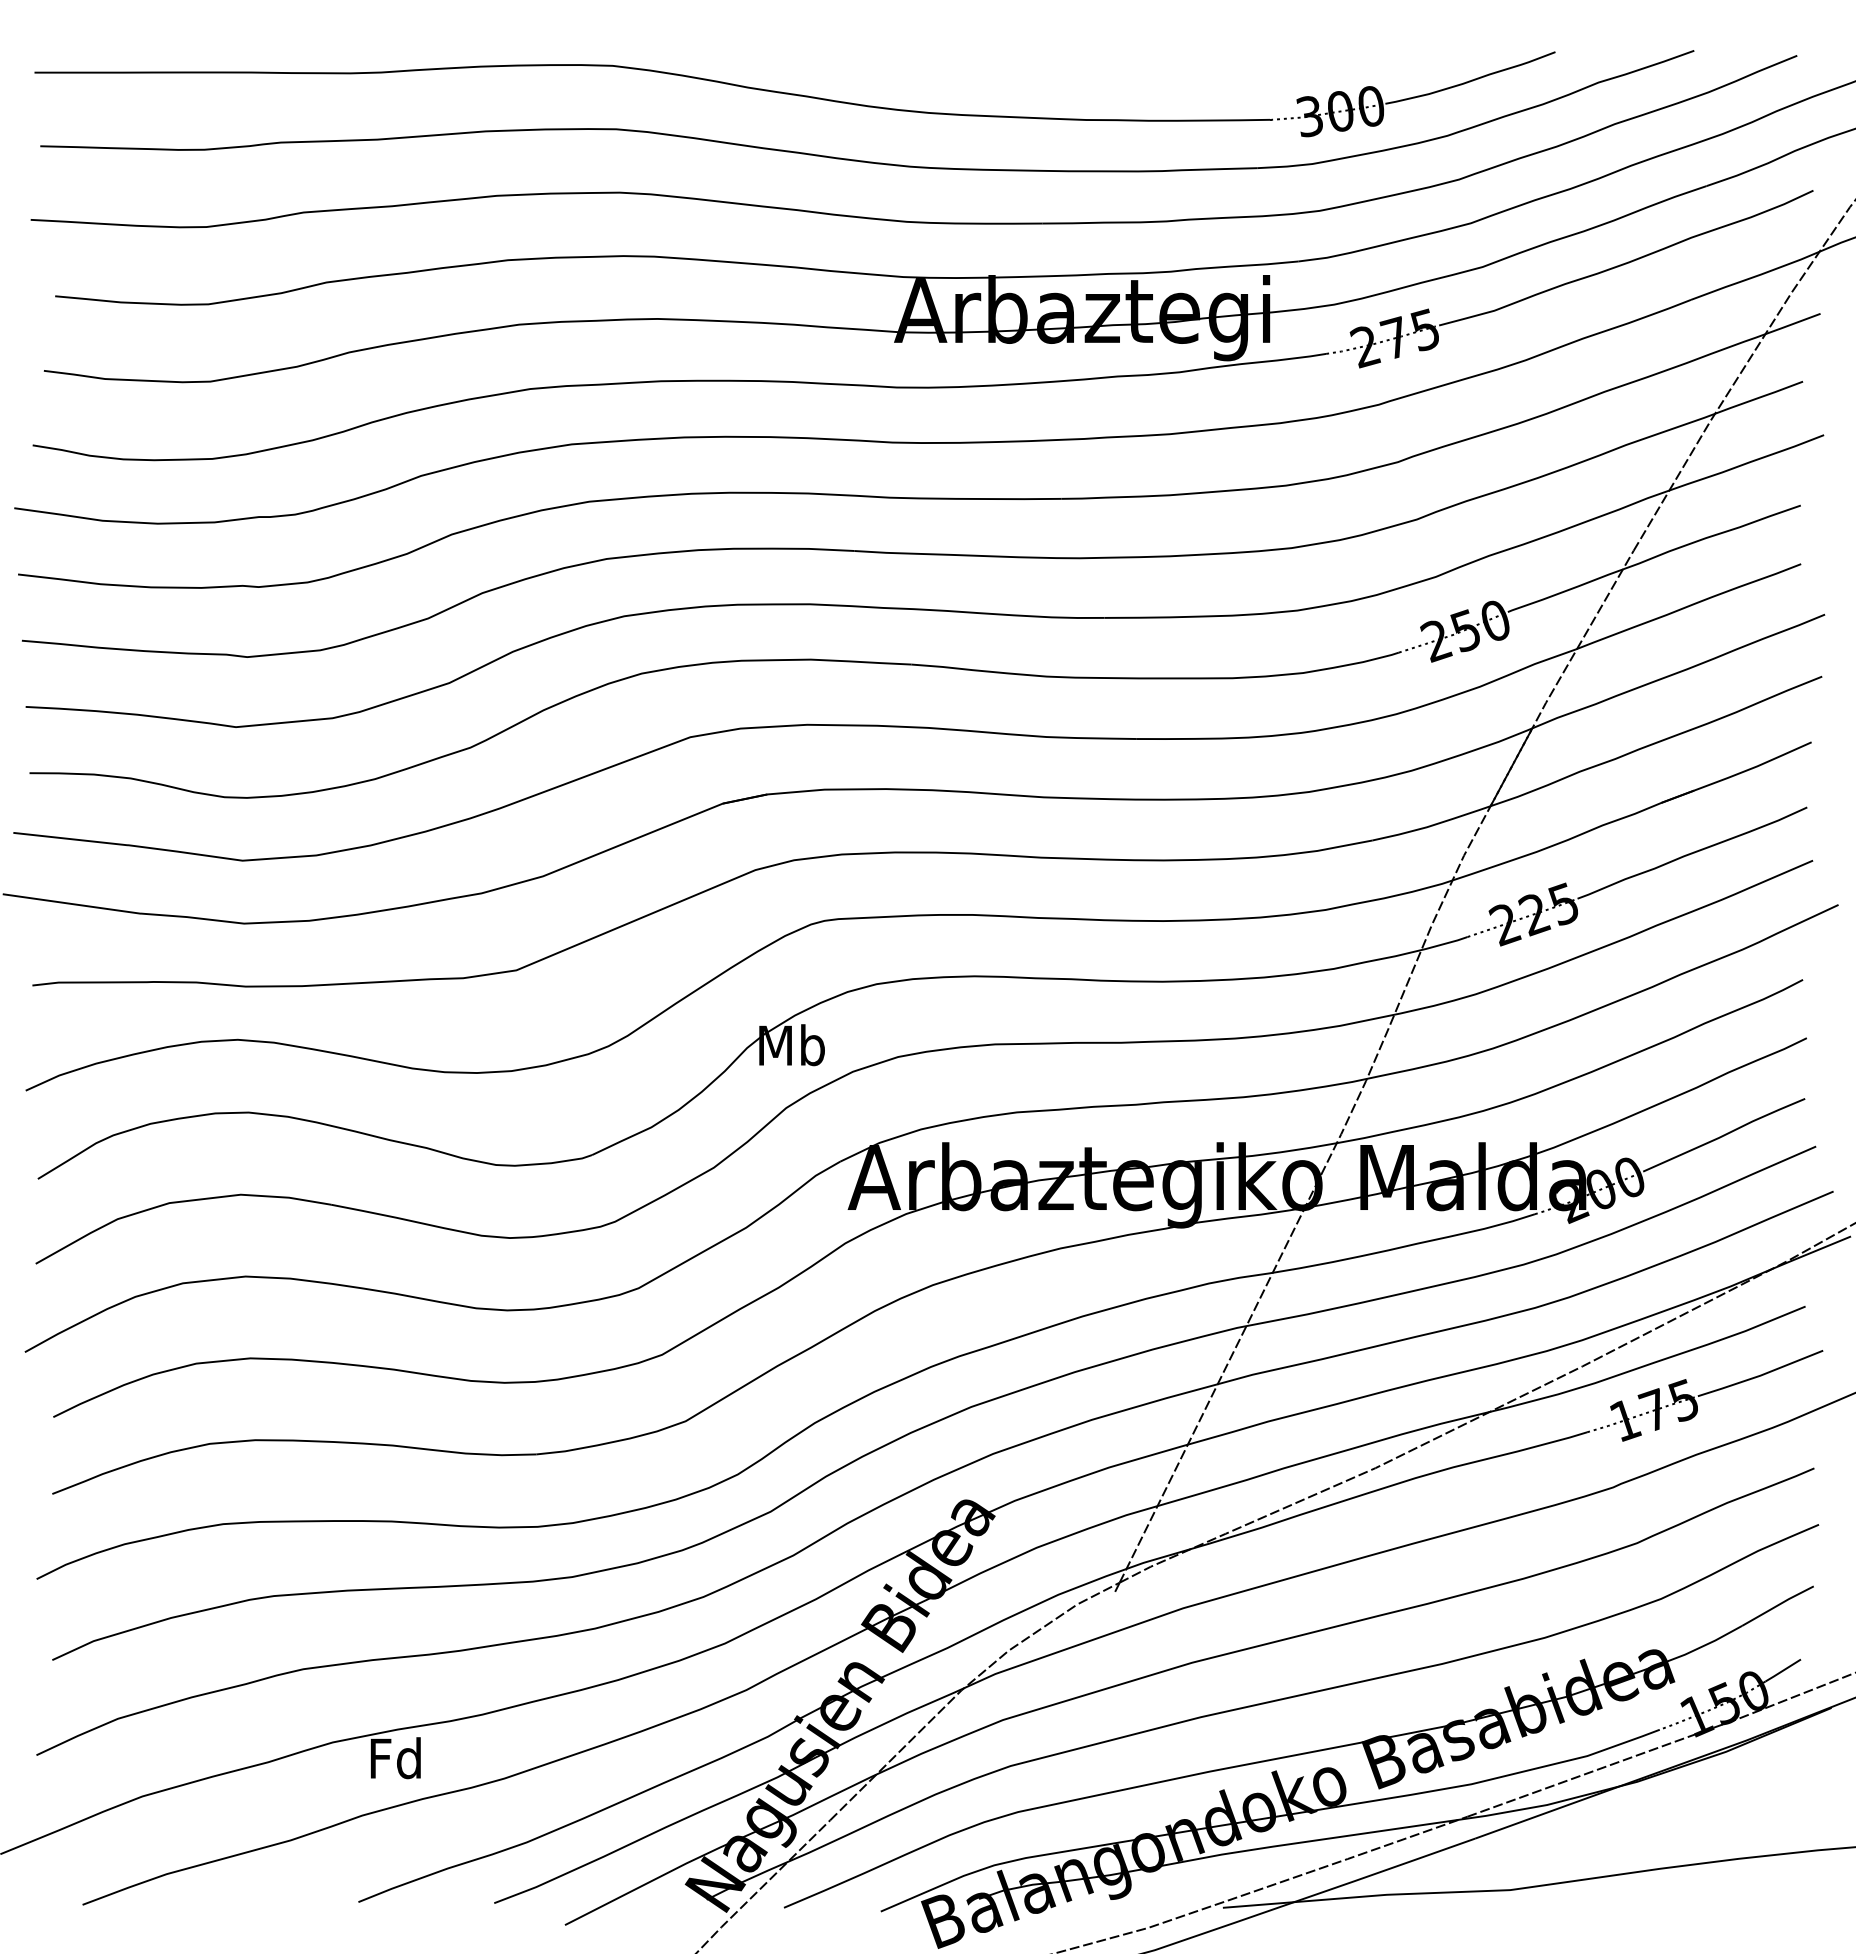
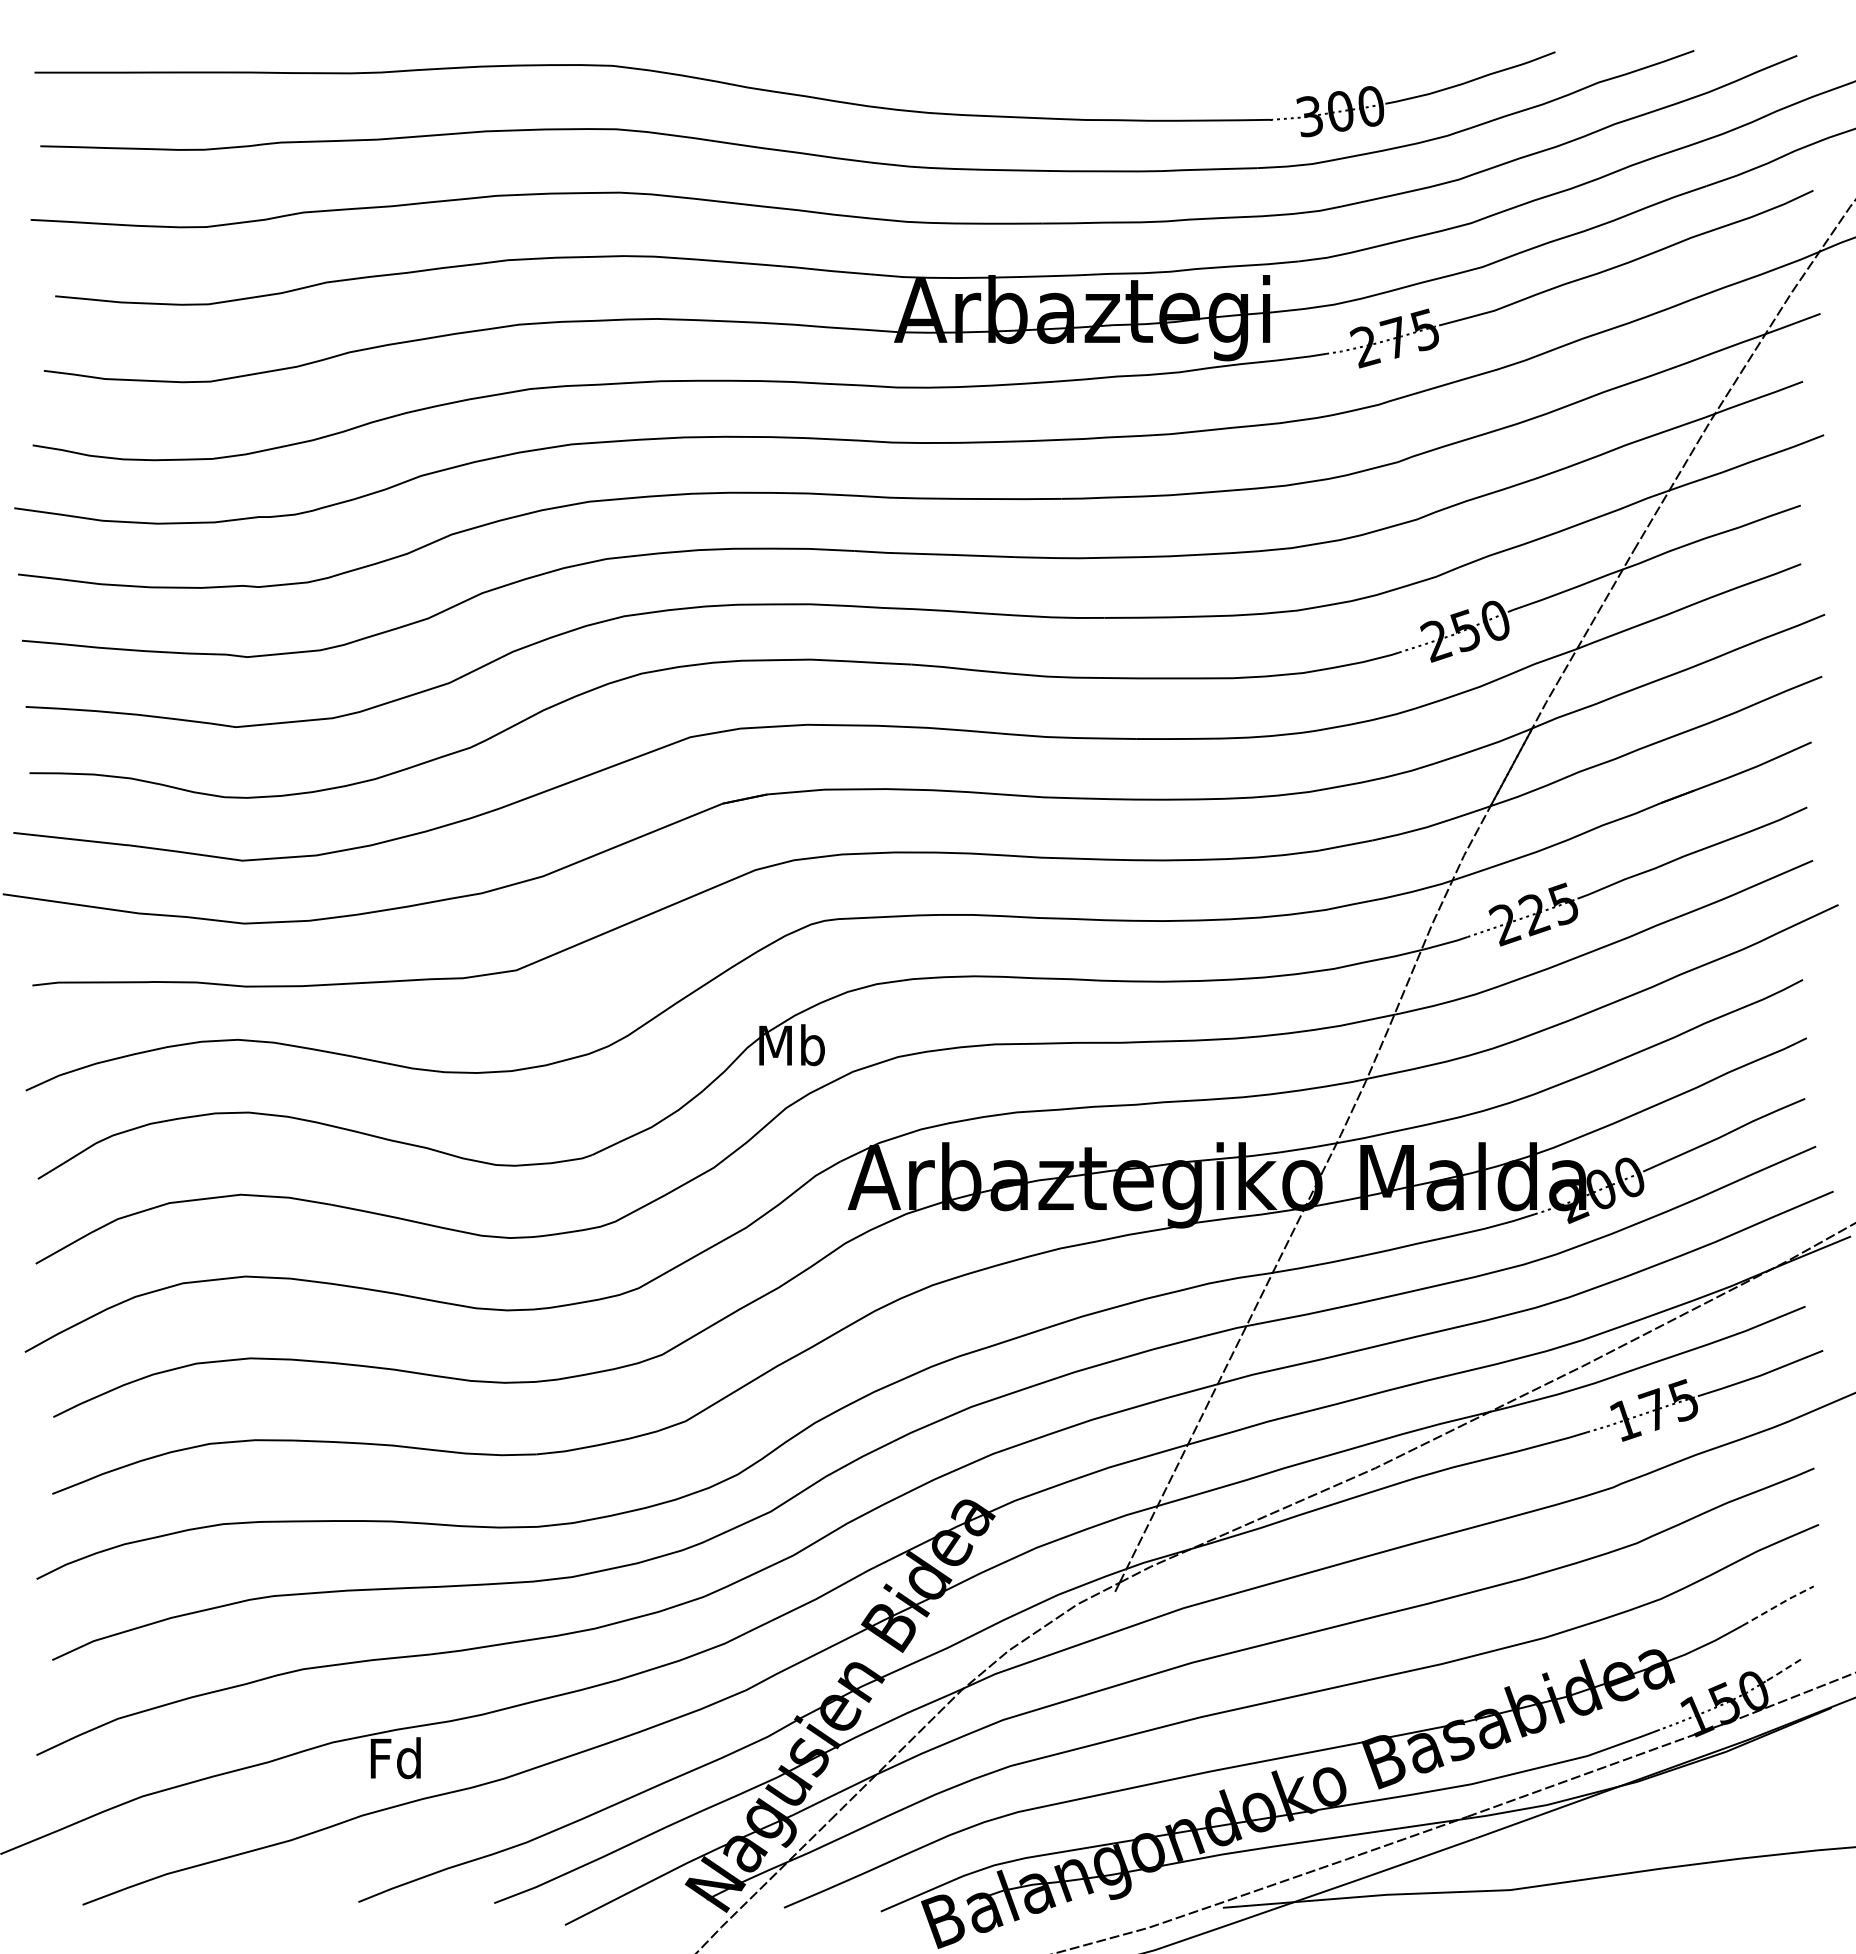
line: solid -> dashed (1777, 1605)
line: solid -> dashed (1782, 1671)
